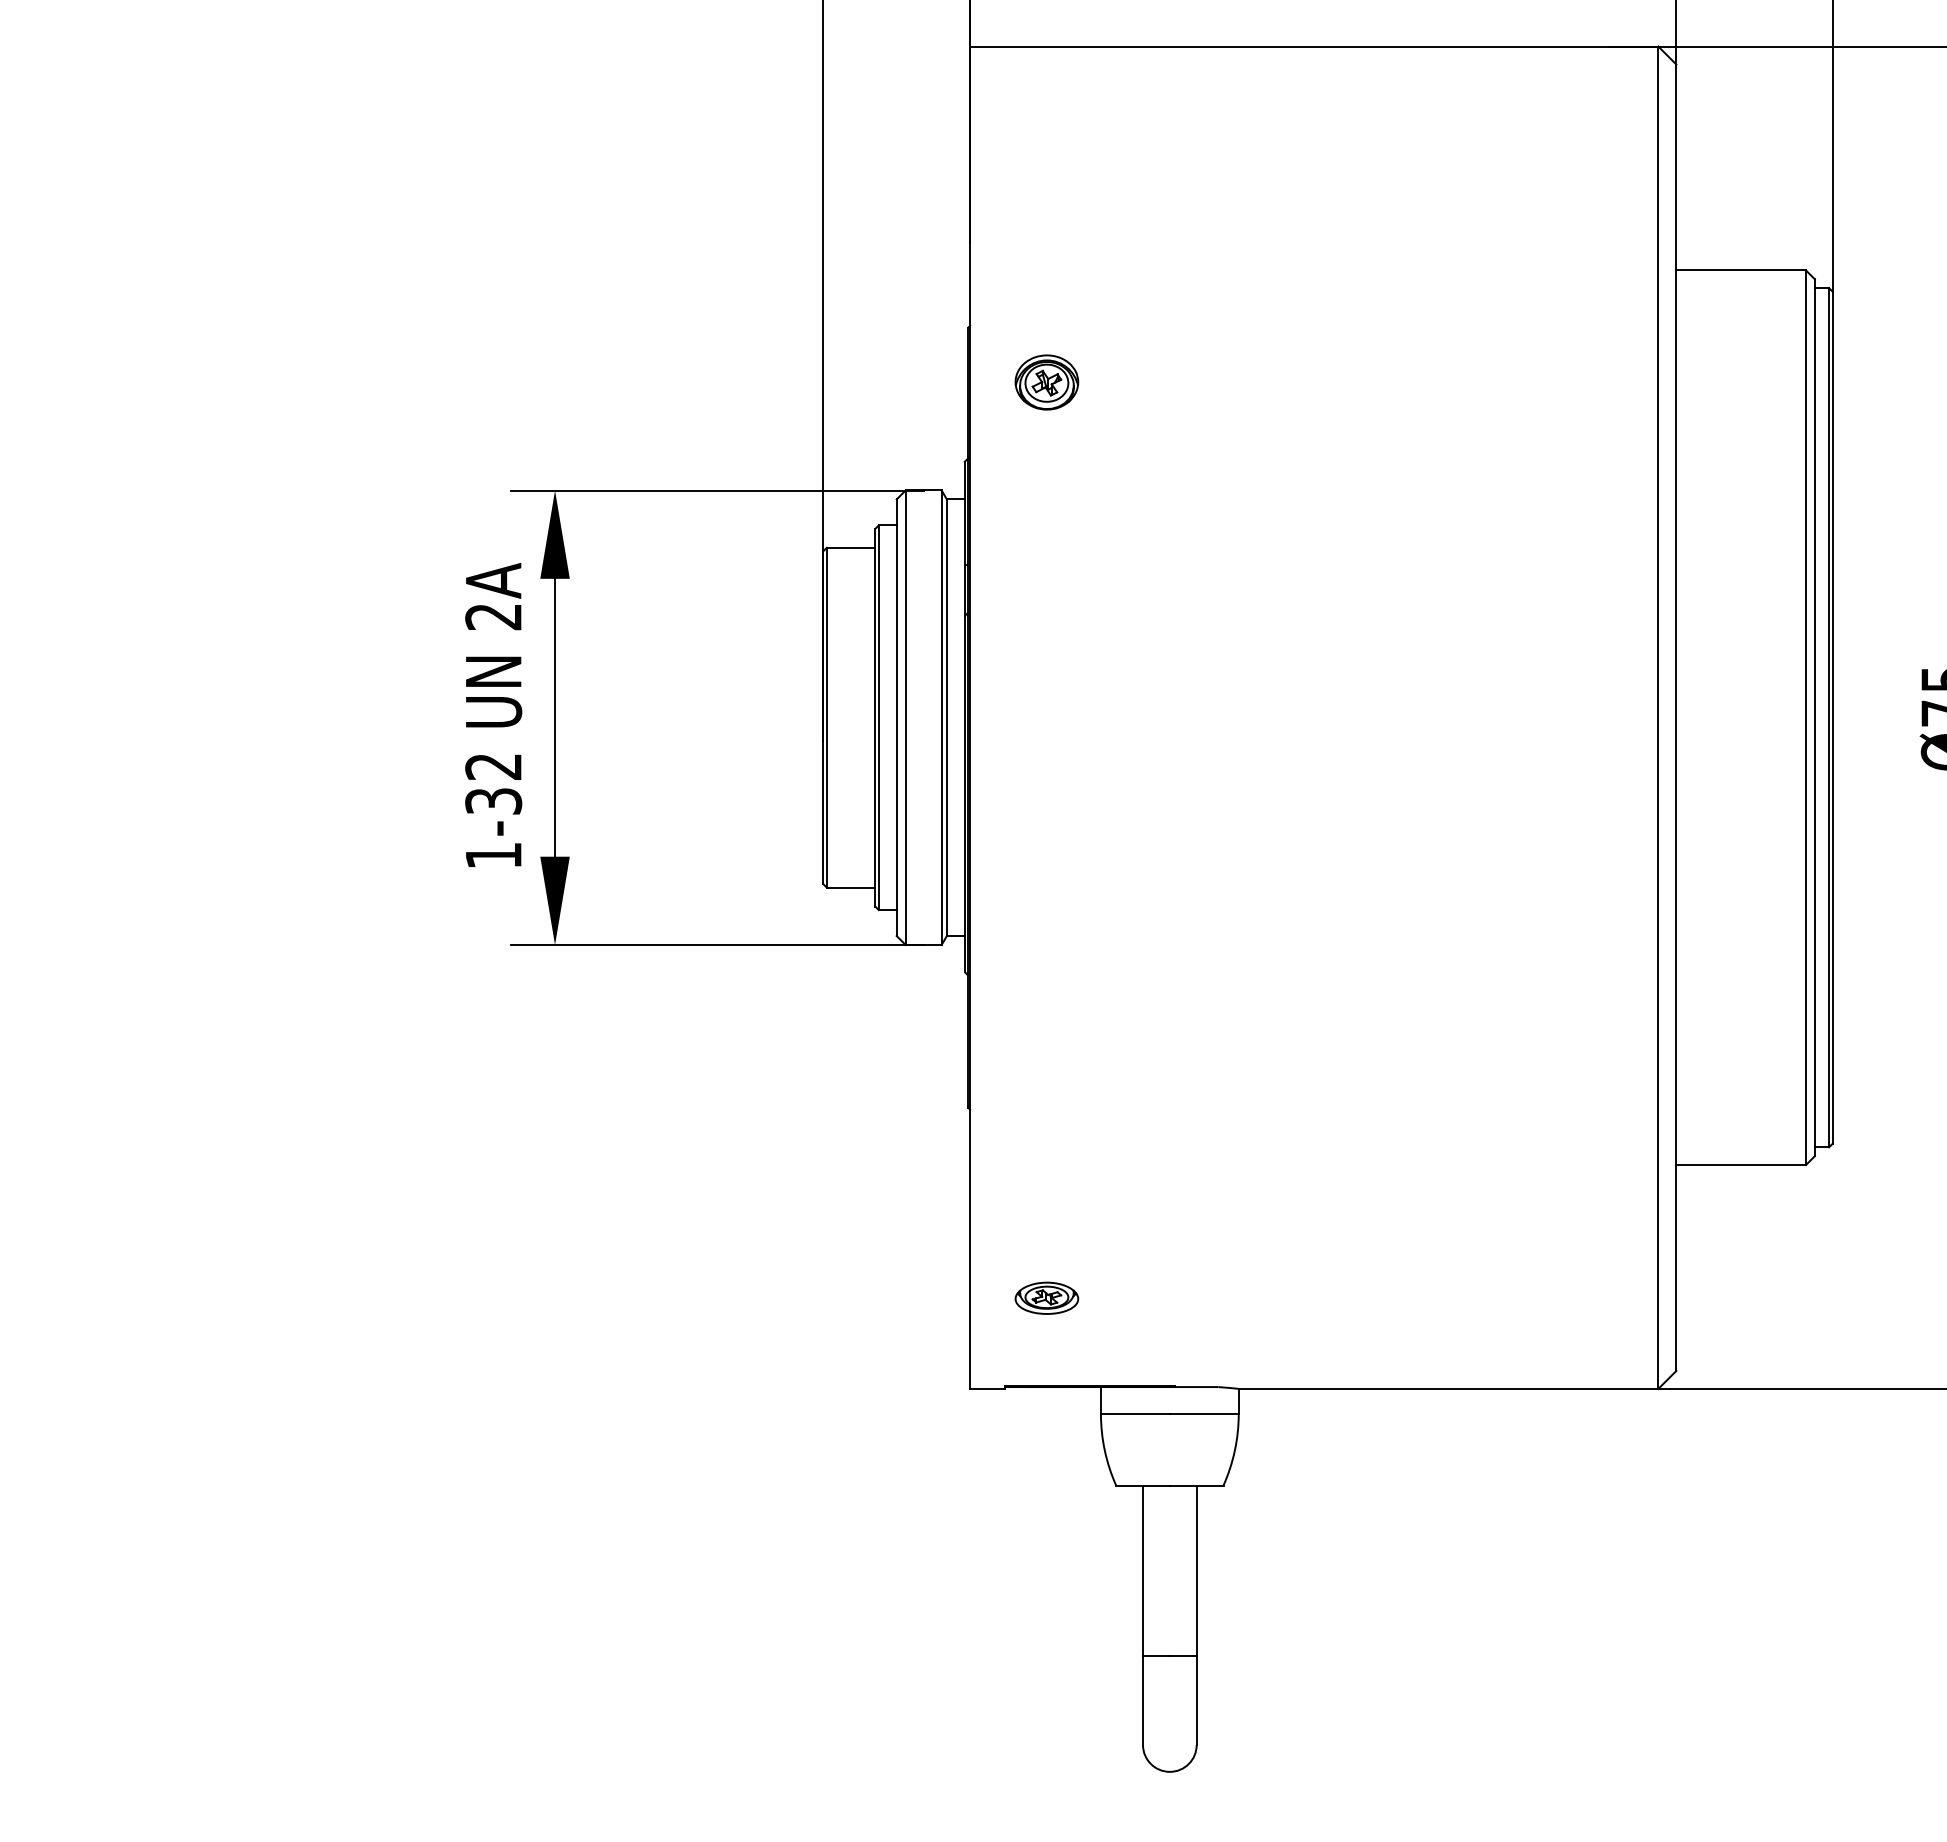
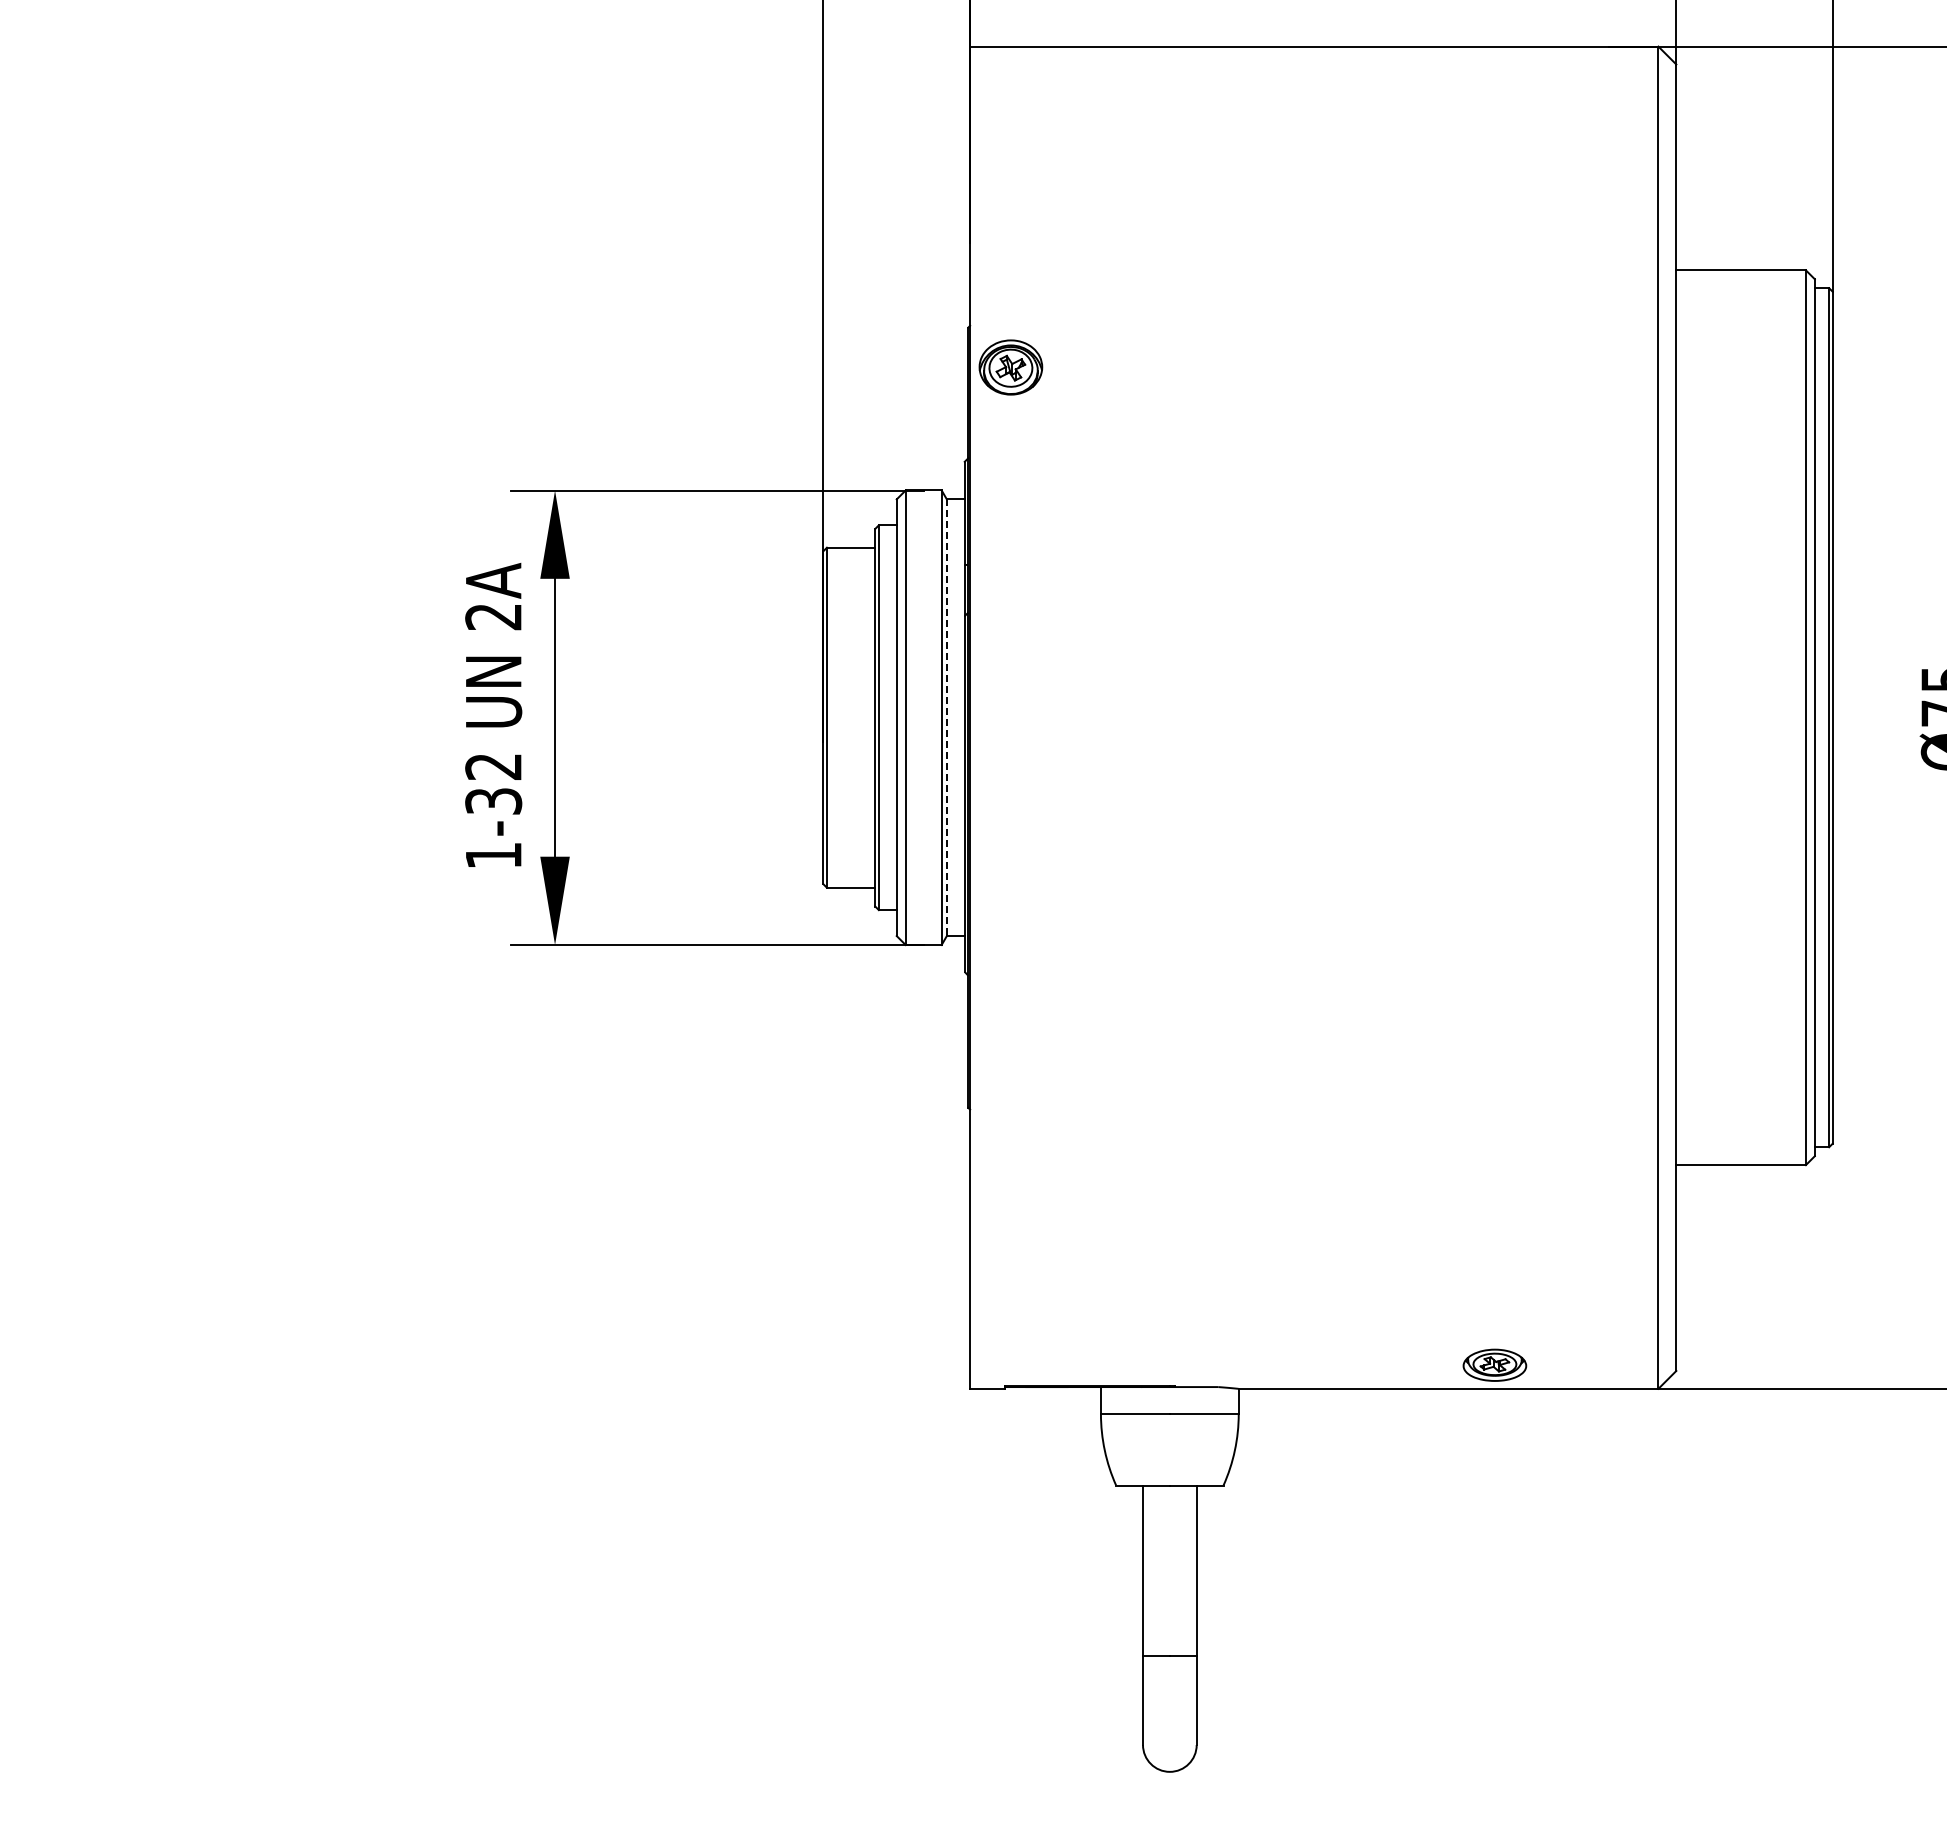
part position: (1046, 382) -> (1010, 367) (1010, 367)
line: solid -> dashed (946, 718)
part position: (1046, 1297) -> (1494, 1364) (1494, 1364)
